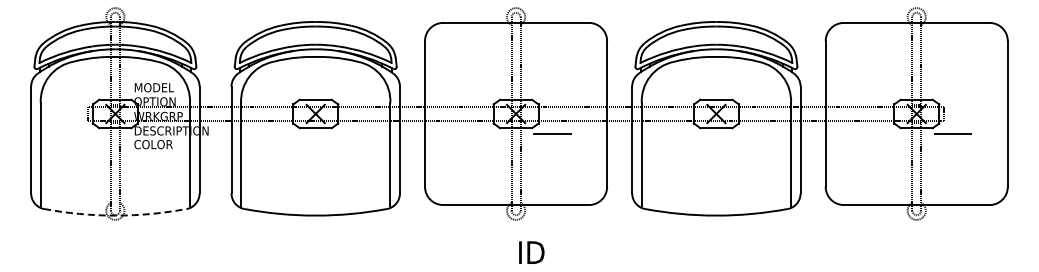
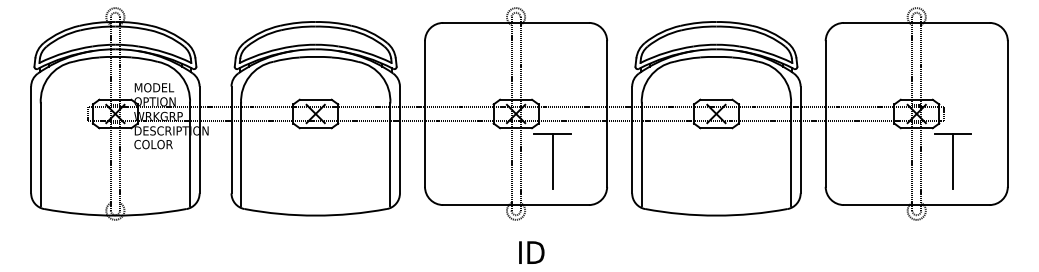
line: none -> present (552, 161)
line: none -> present (953, 161)
arc: dashed -> solid (115, 215)
